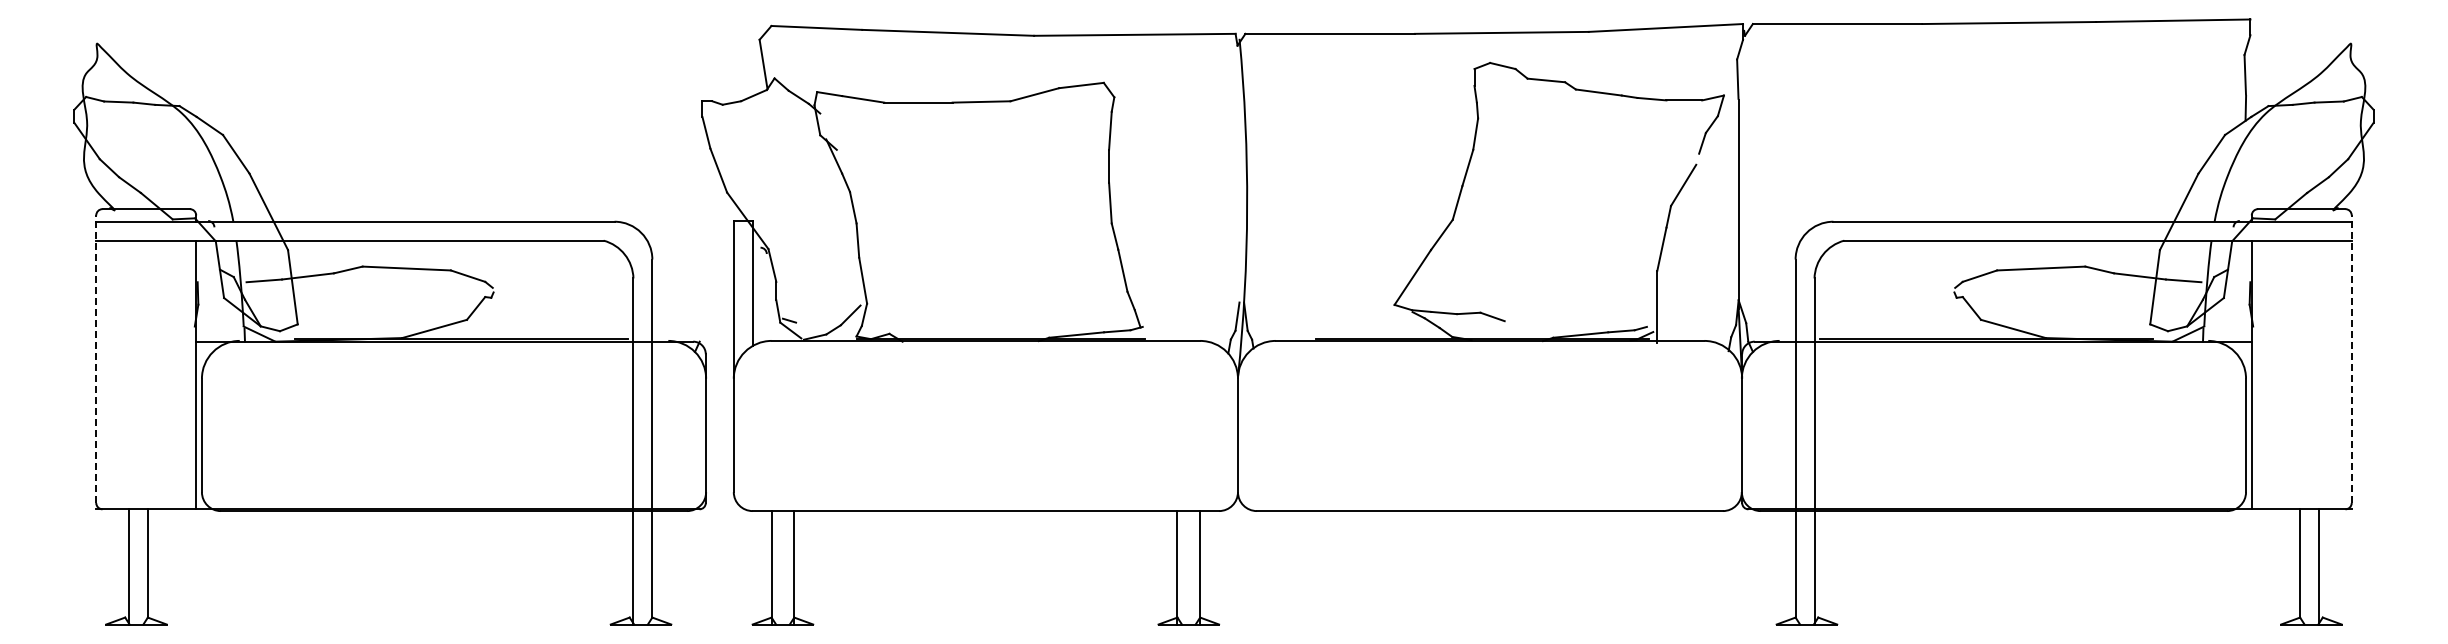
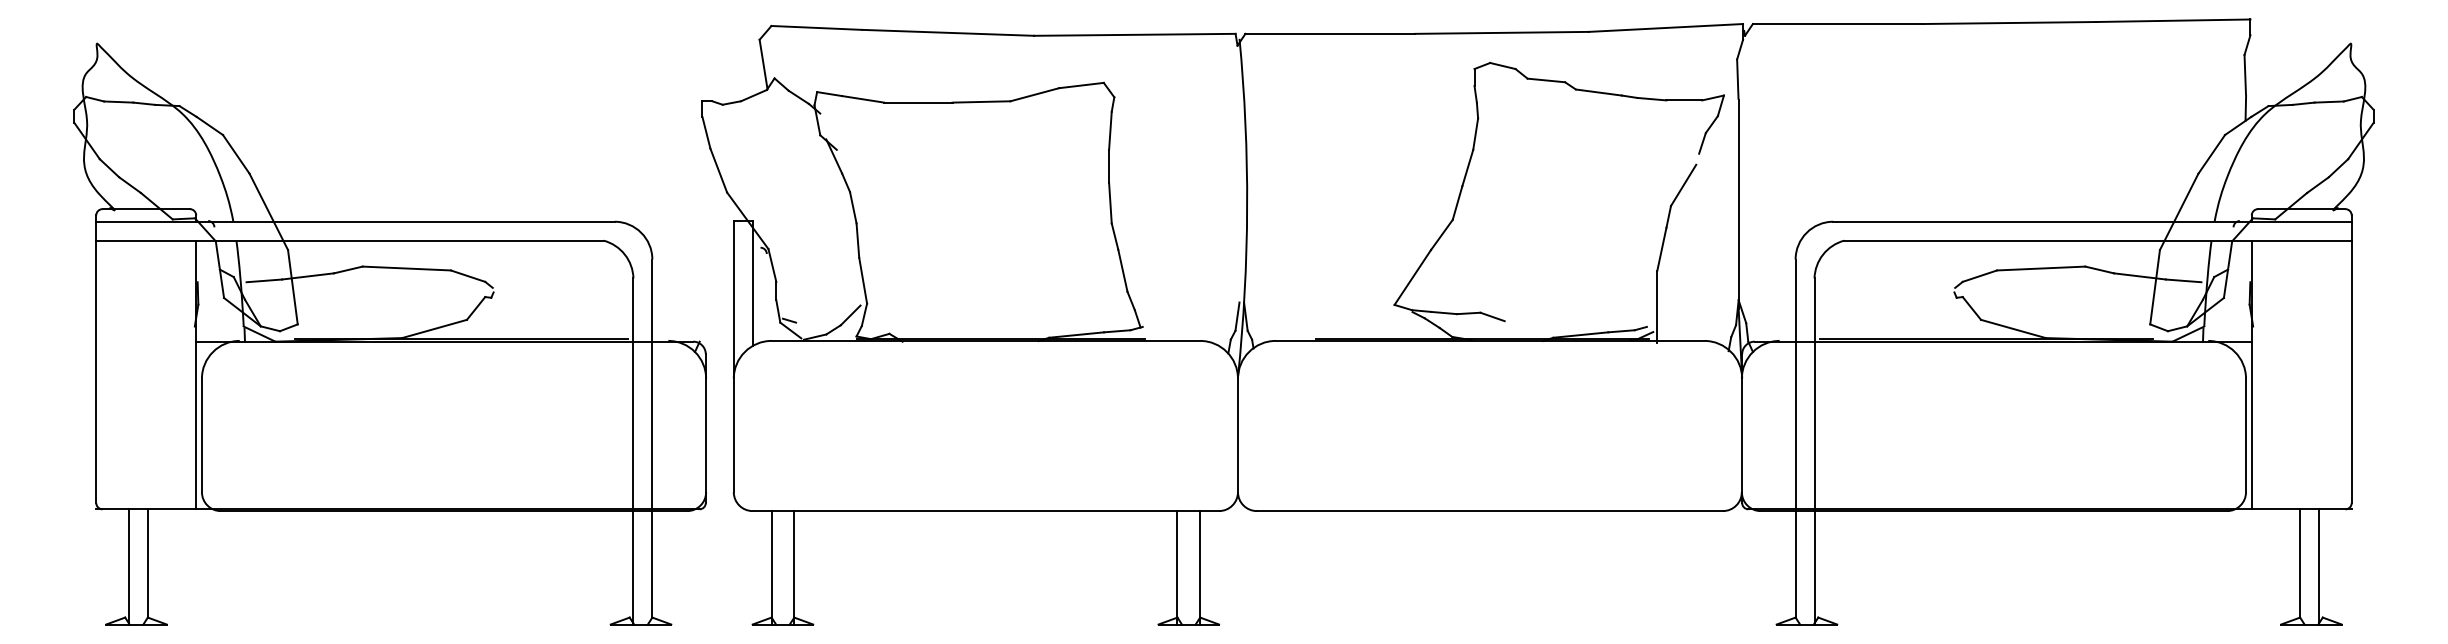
line: dashed -> solid (96, 359)
line: dashed -> solid (2351, 359)
